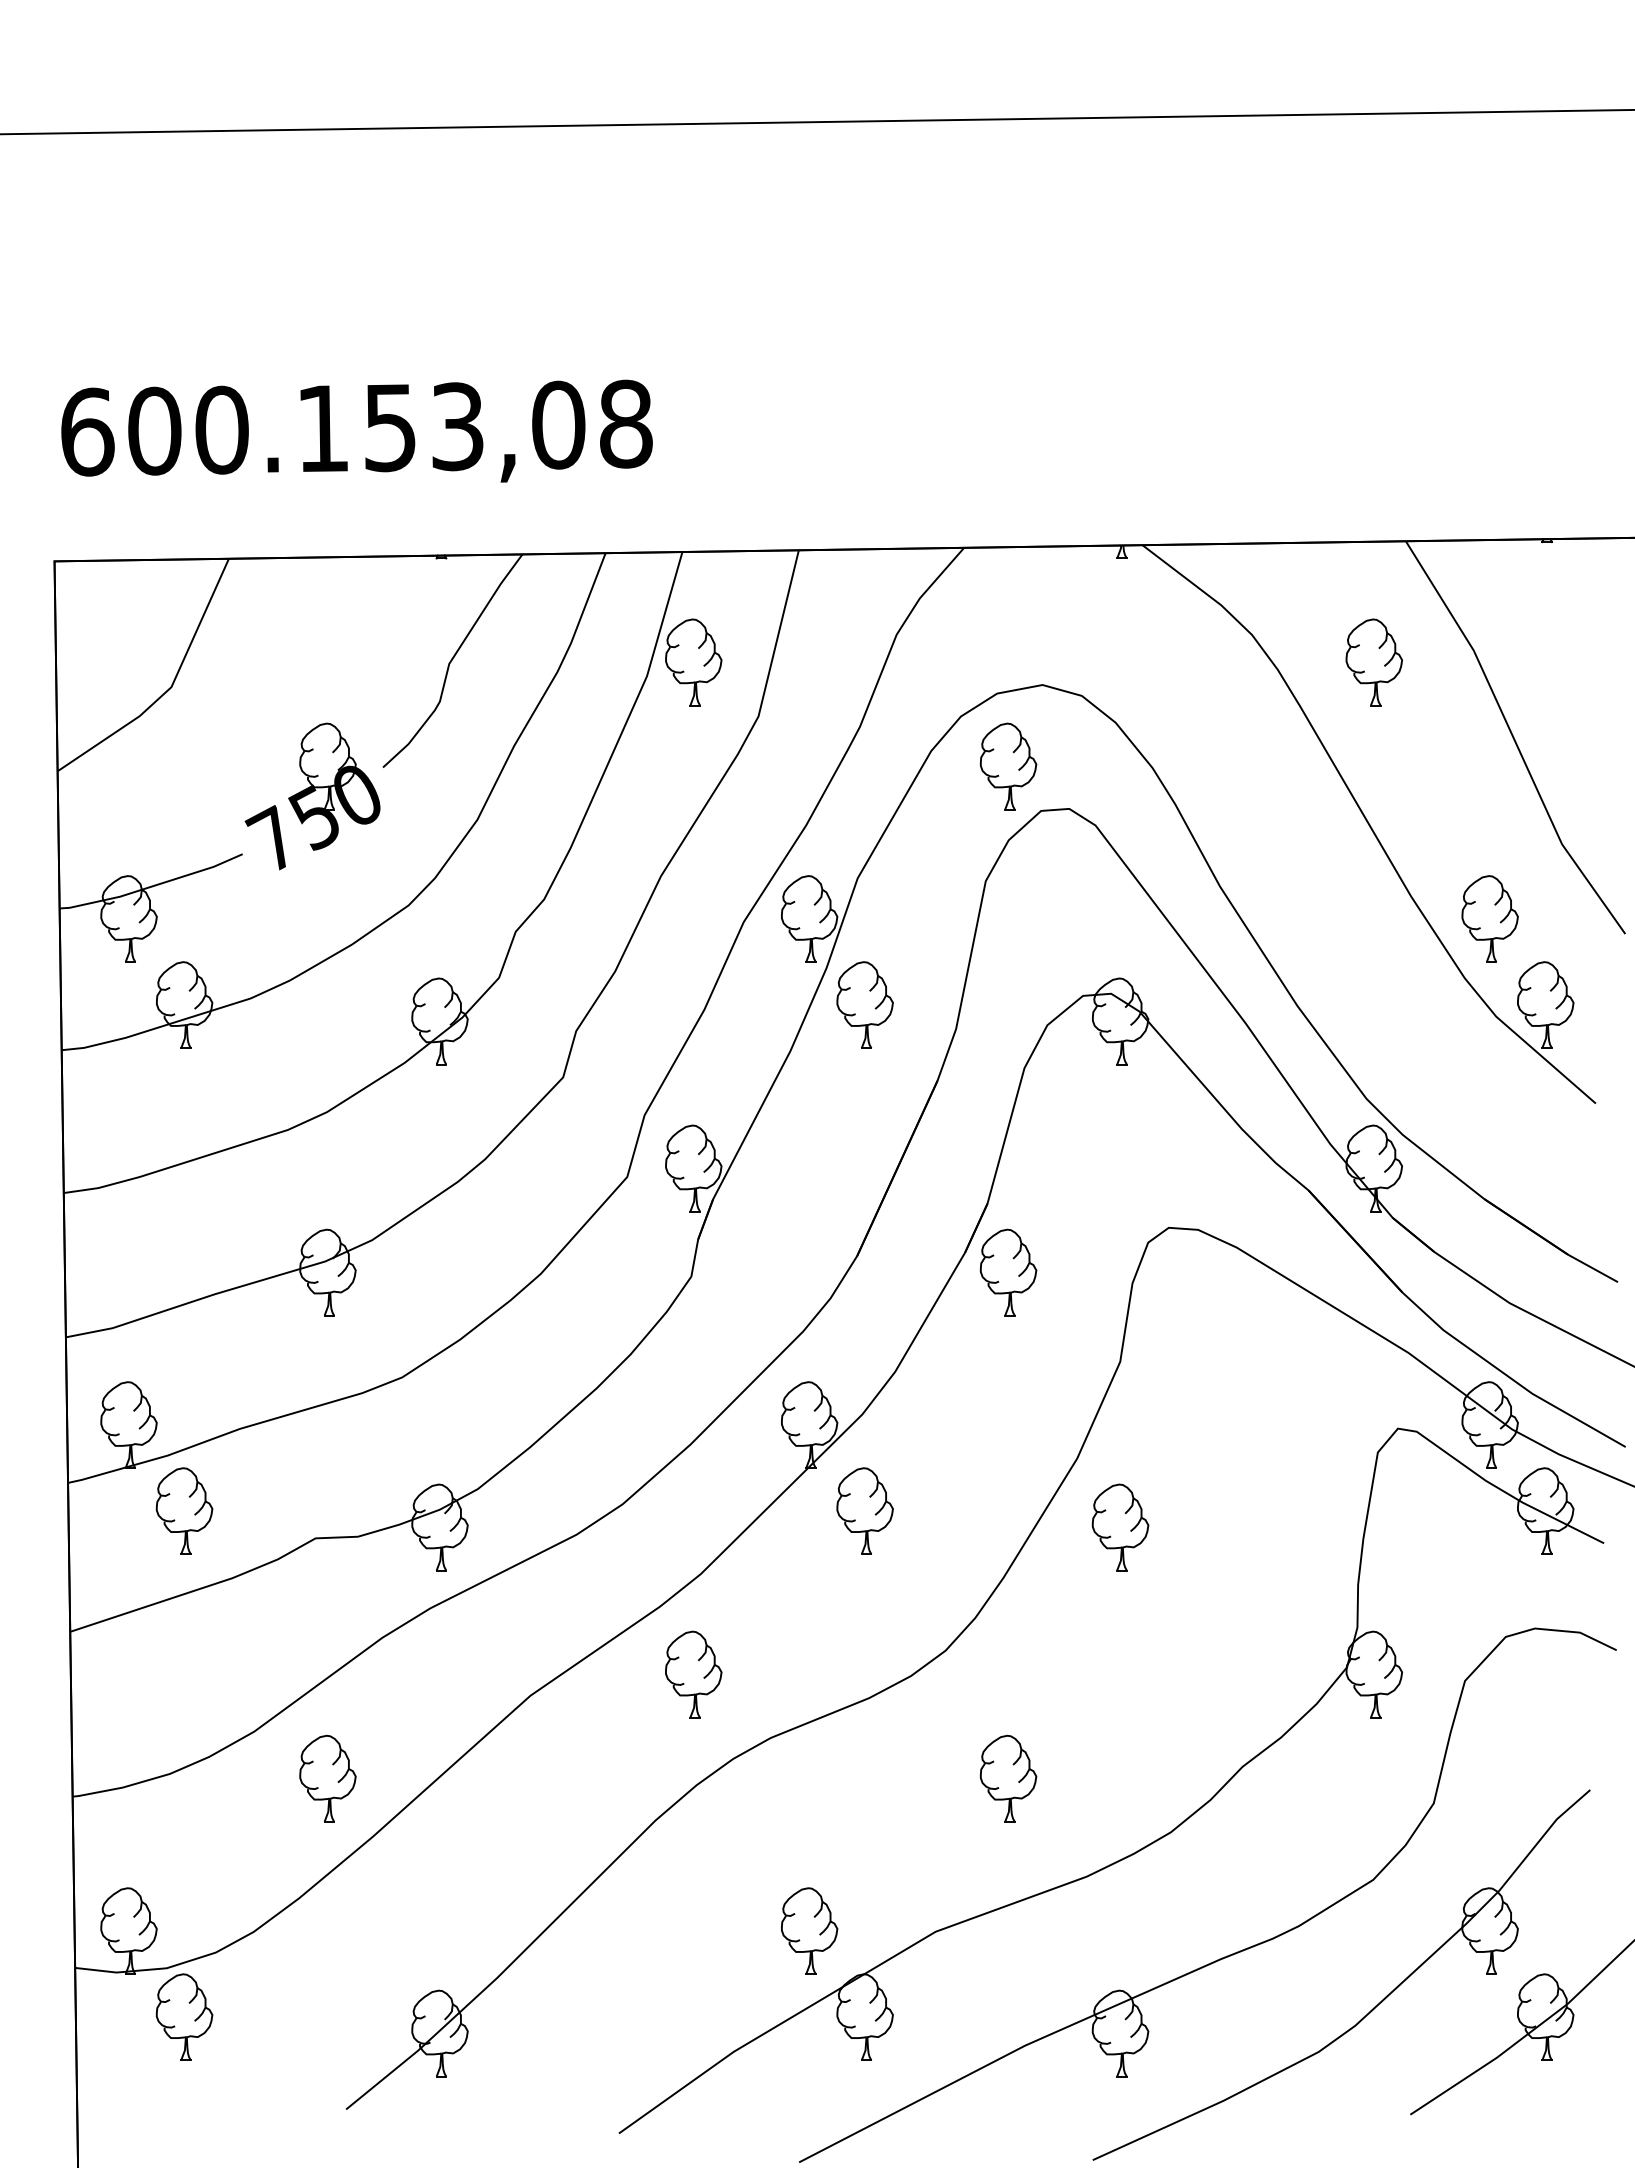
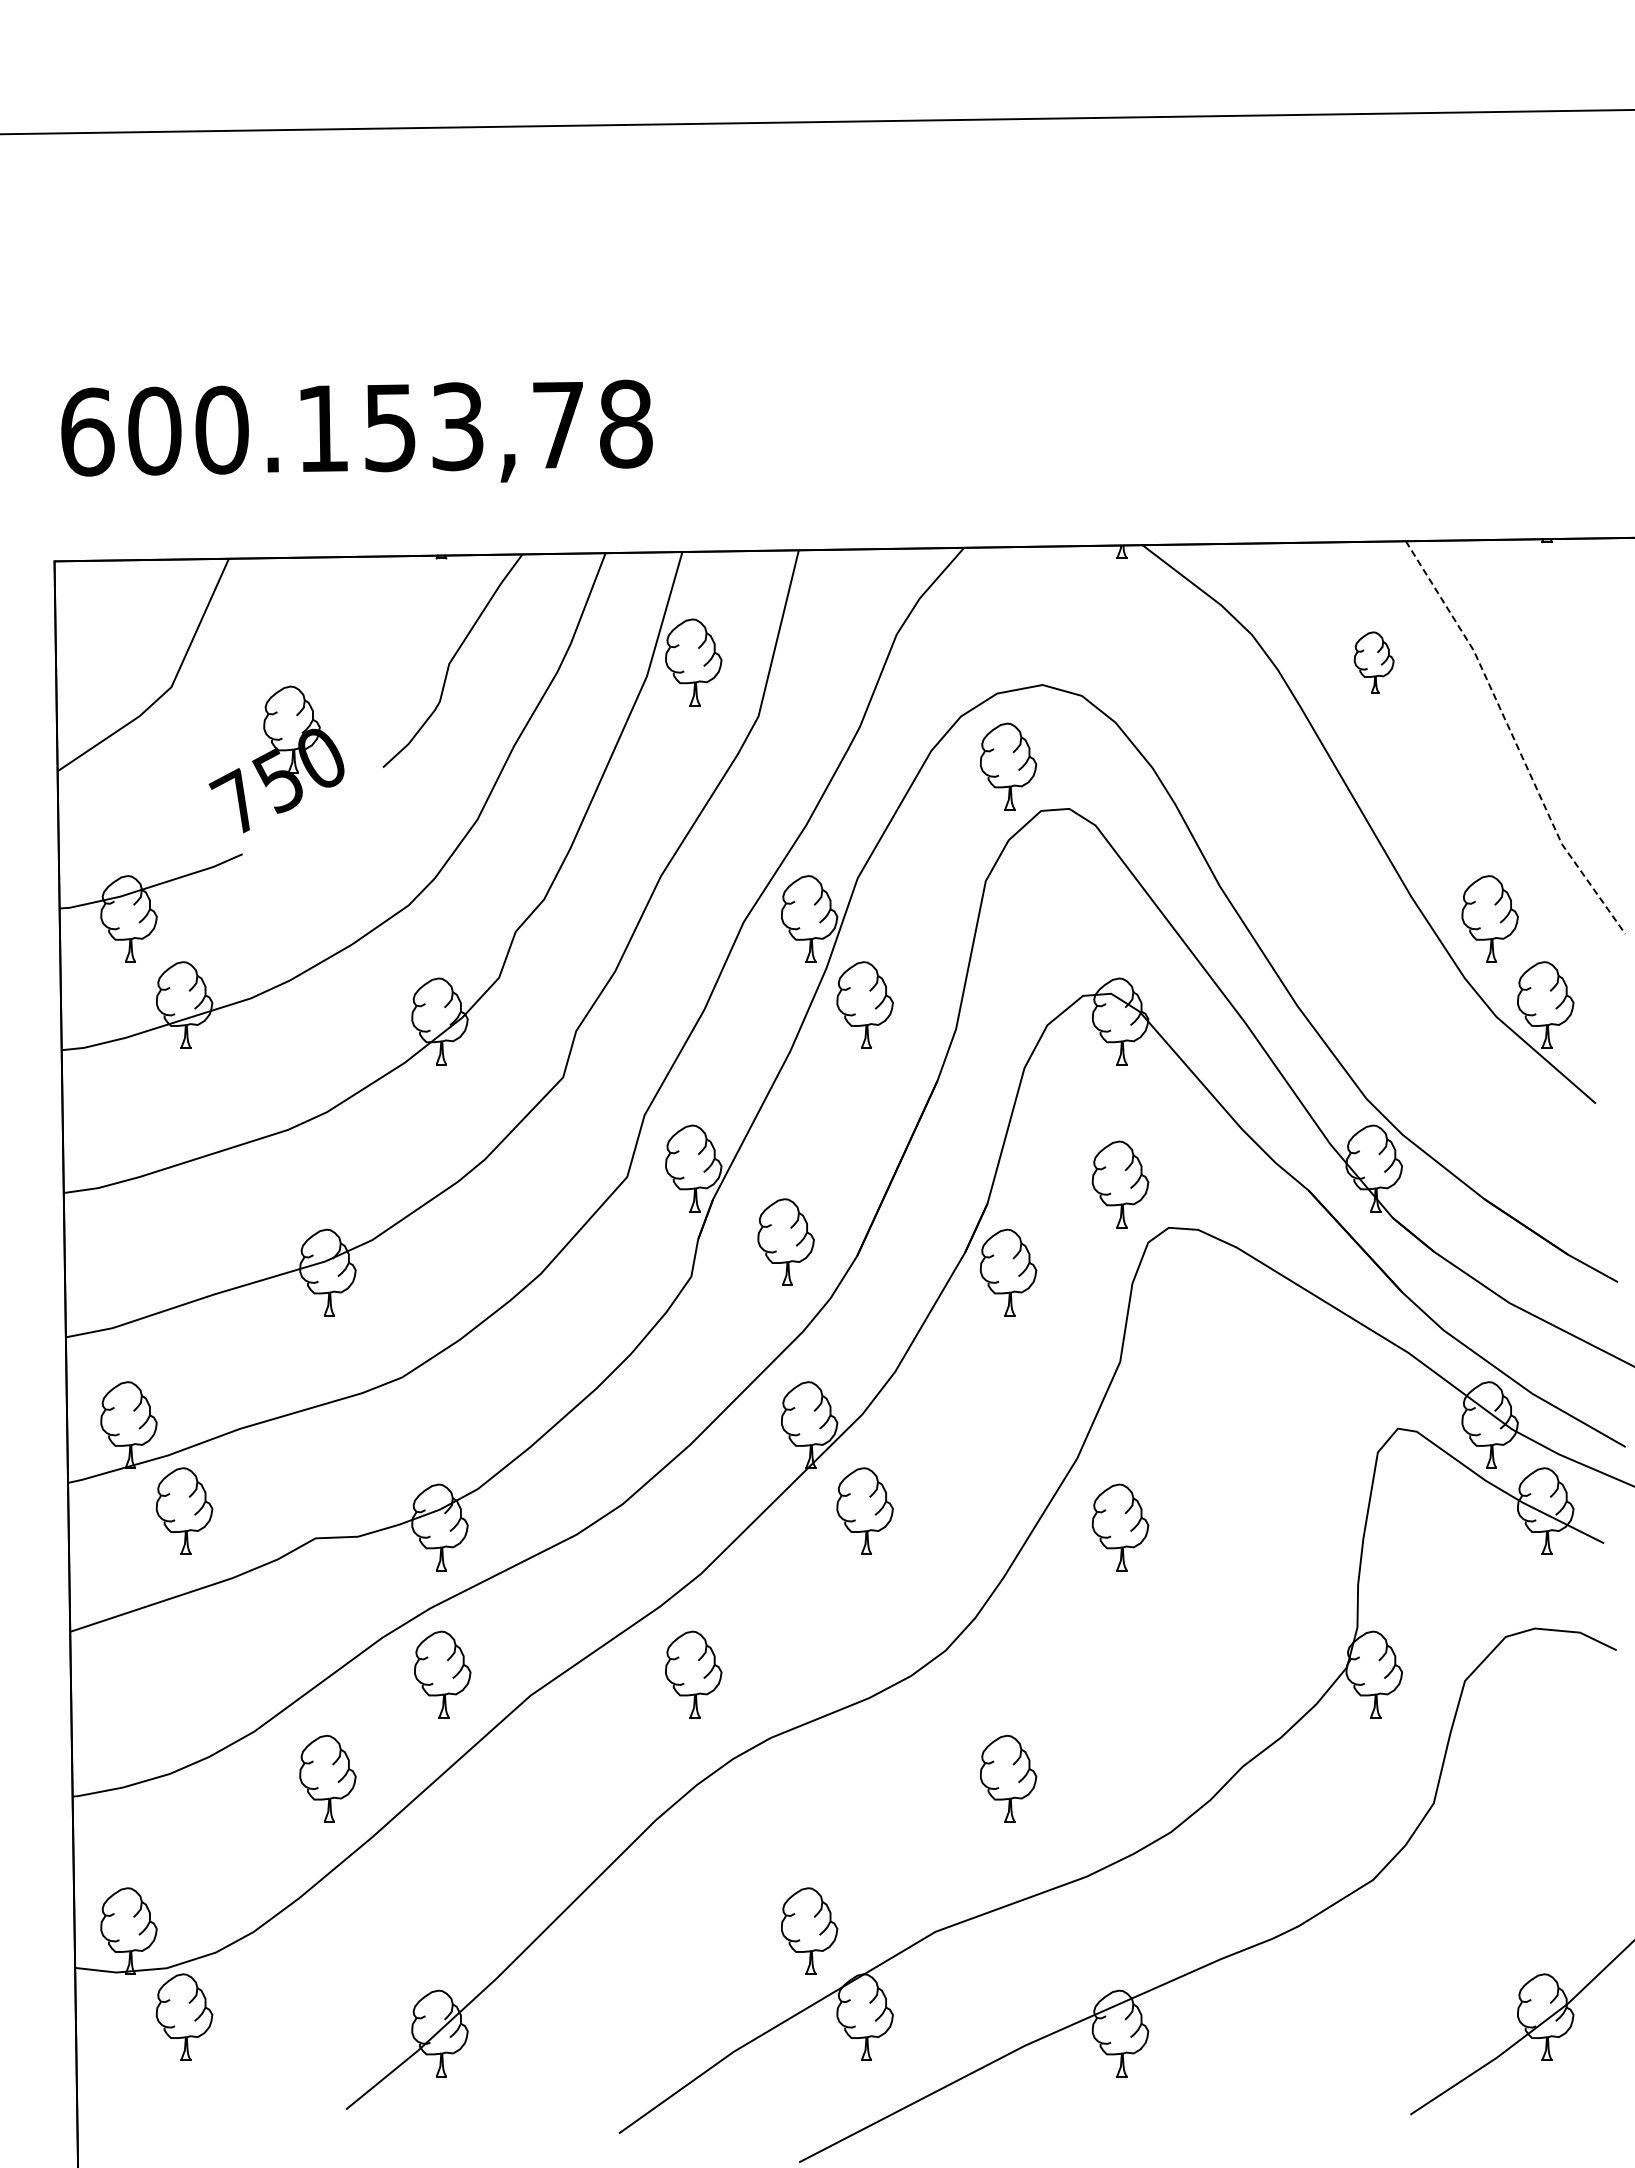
text: 600.153,08 -> 600.153,78 (558, 424)
part size: 58x89 px -> 42x63 px (1373, 662)
line: solid -> dashed (1513, 738)
part position: (312, 796) -> (276, 759) (276, 759)
part: none -> present (1120, 1184)
part: none -> present (785, 1241)
part: none -> present (442, 1674)
part: present -> none (1374, 2006)
